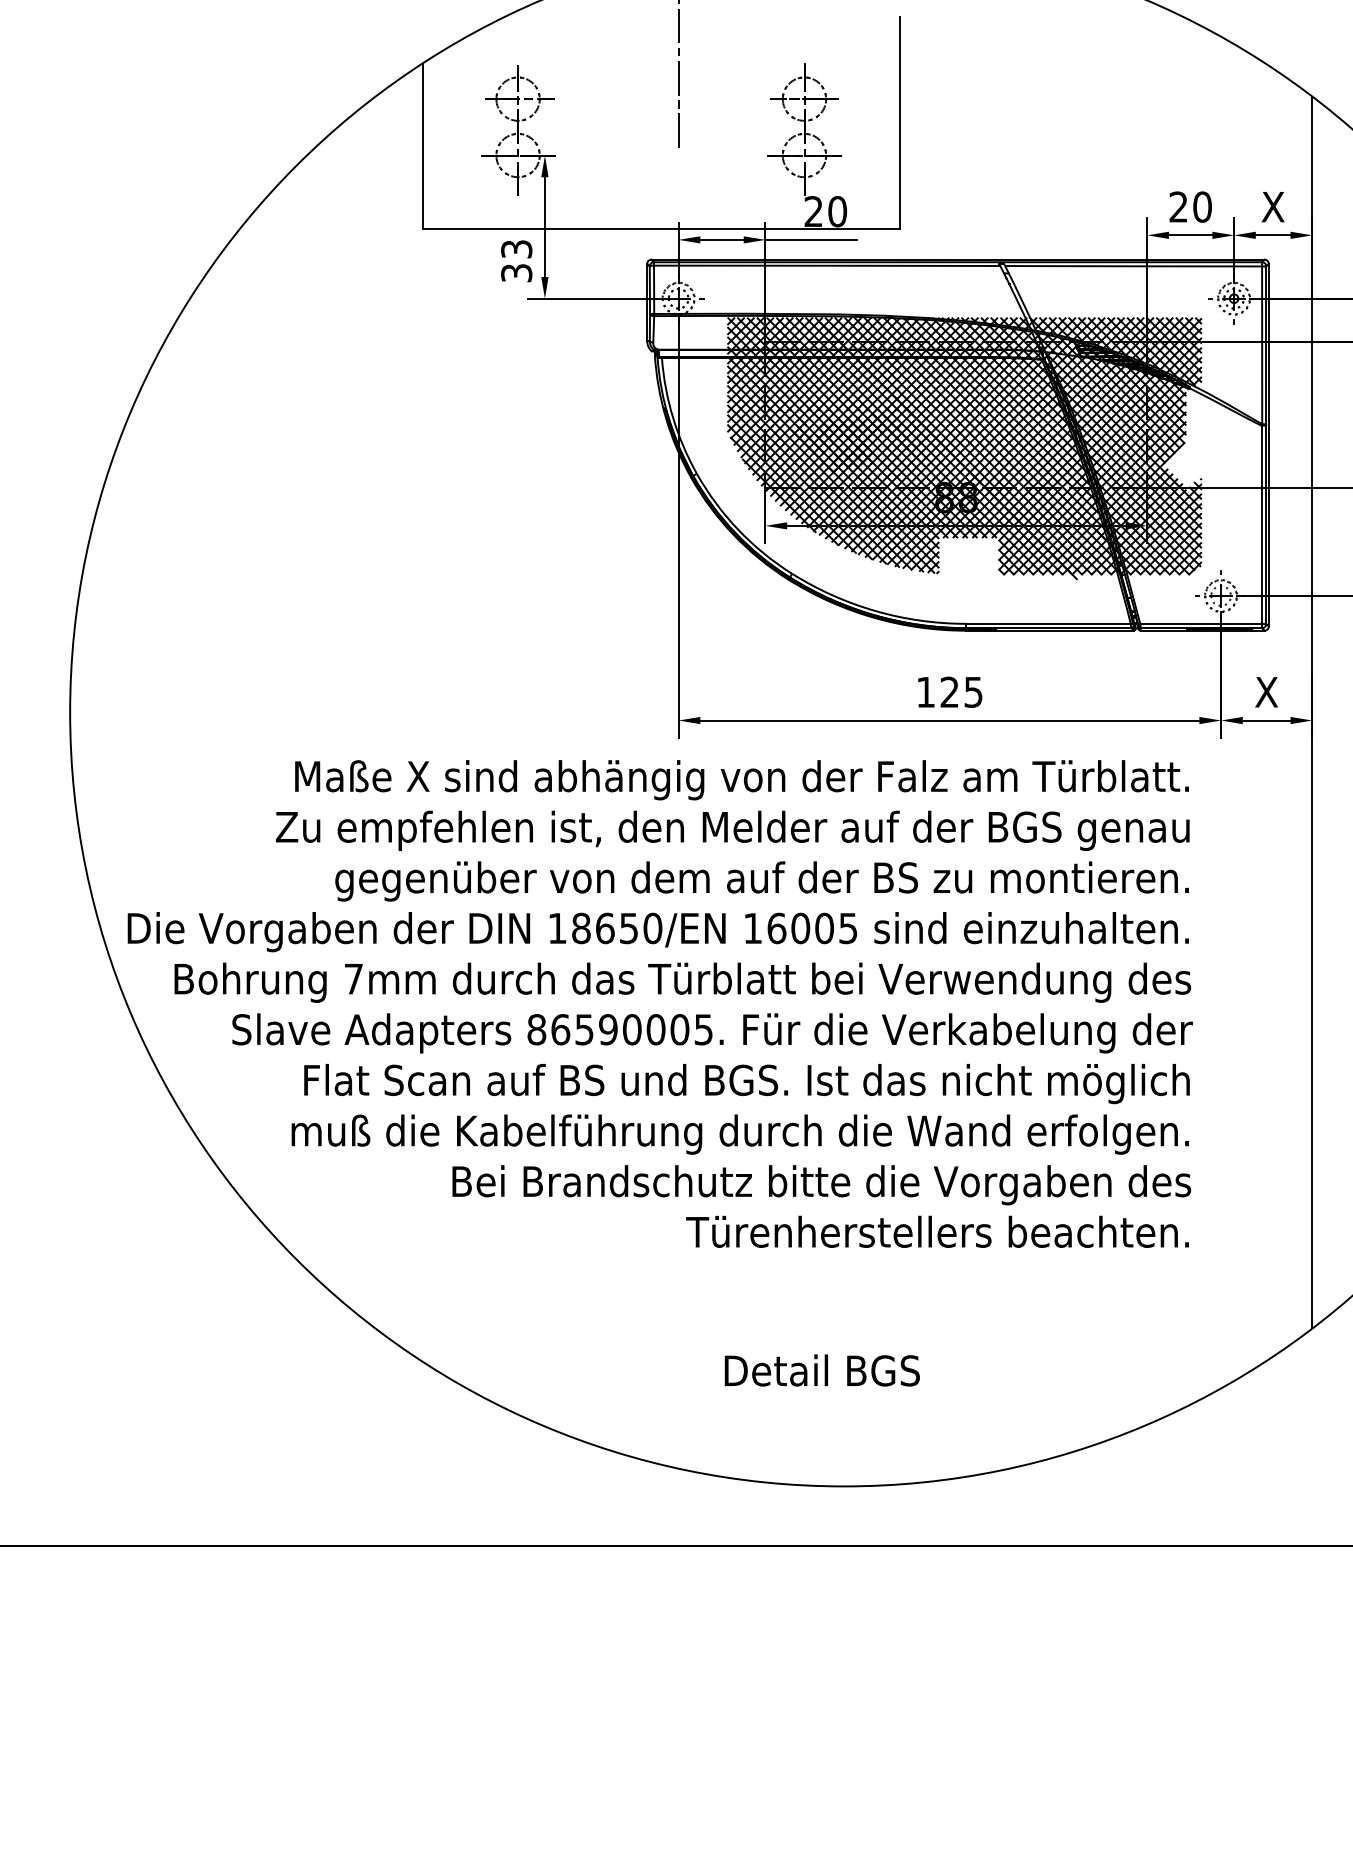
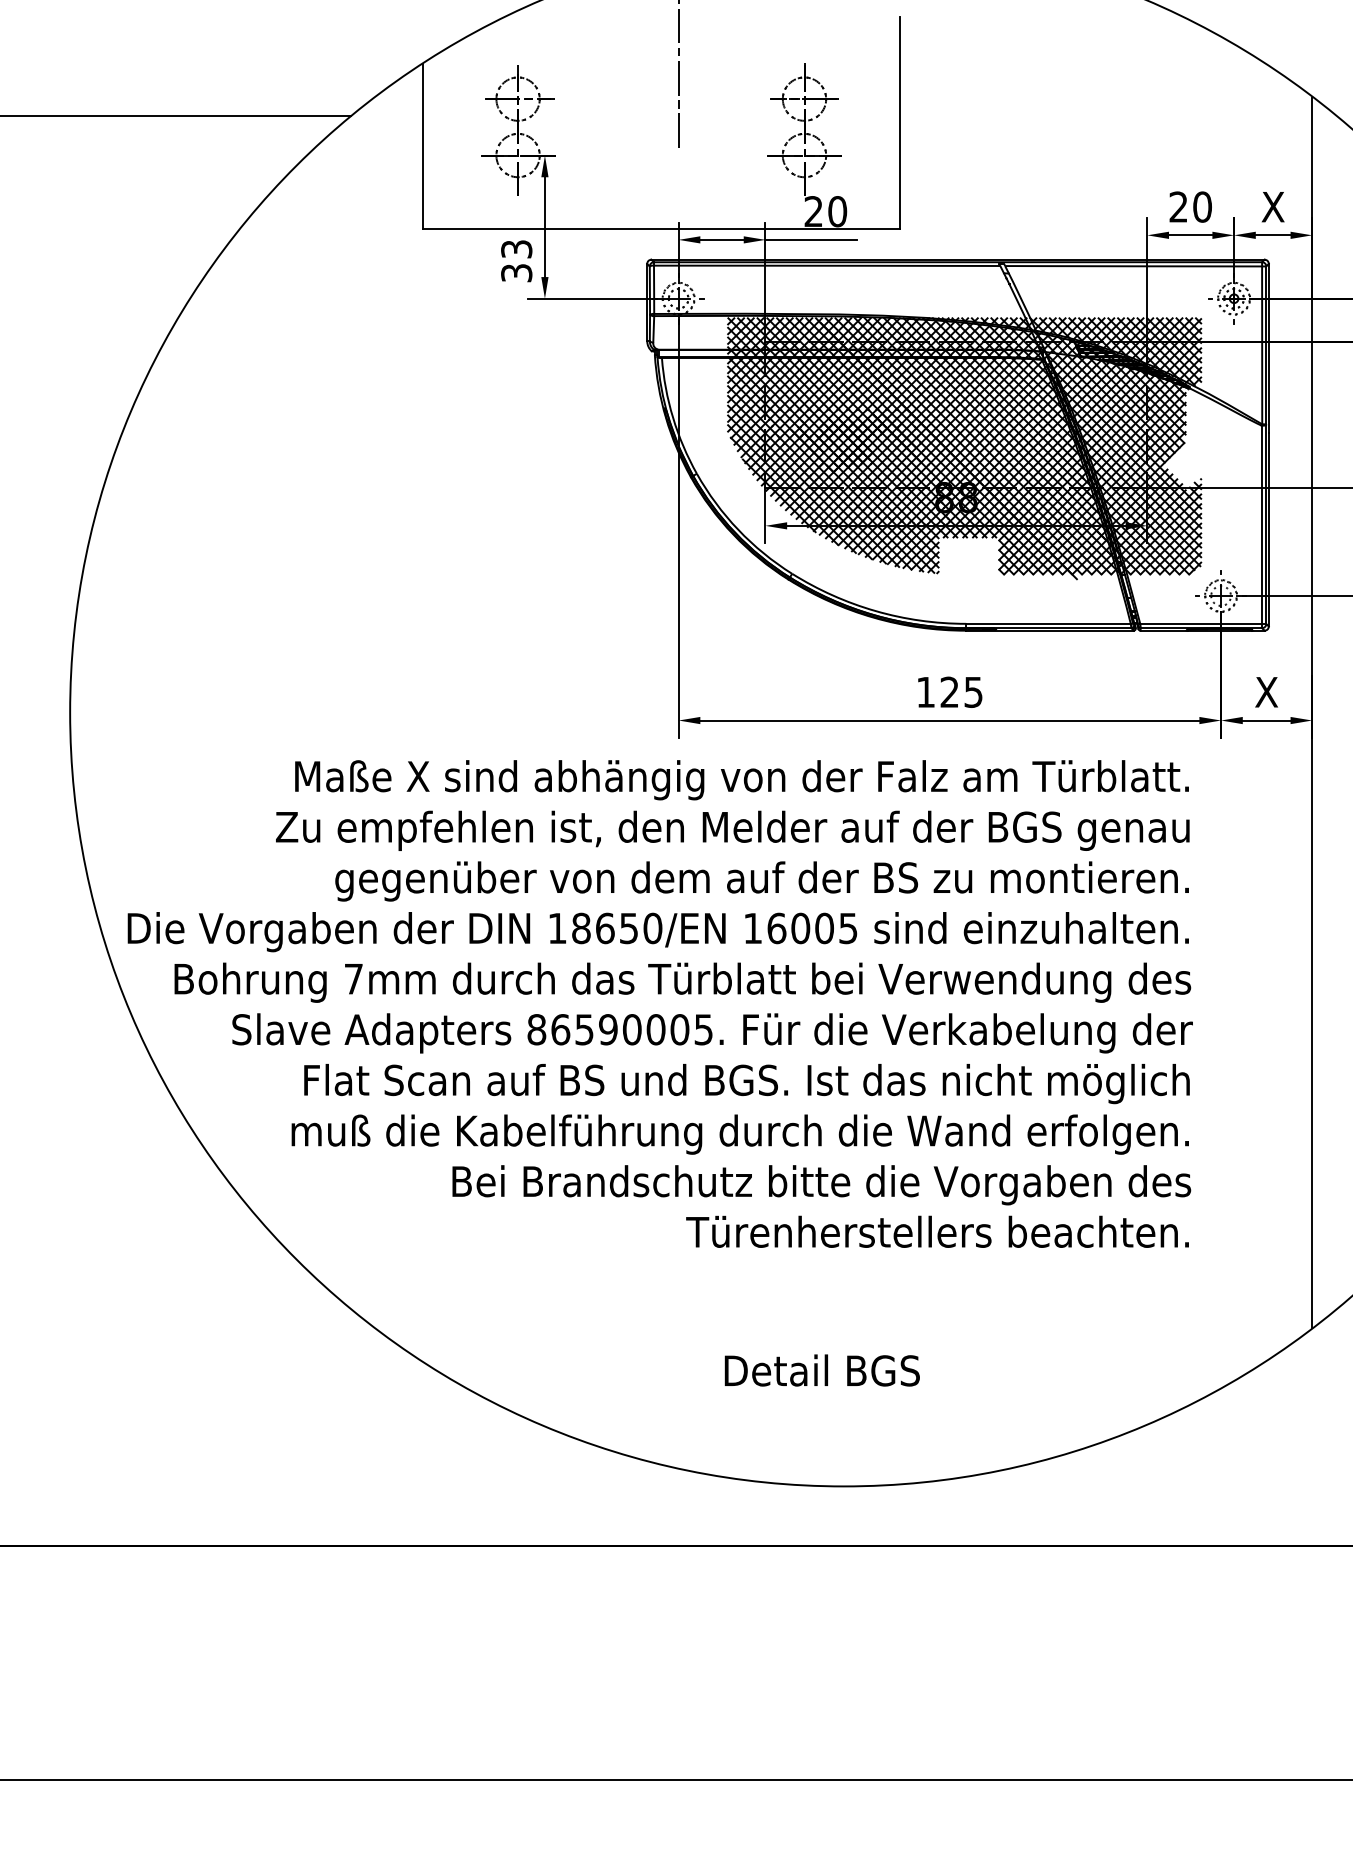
line: none -> present (176, 115)
line: none -> present (675, 1779)
